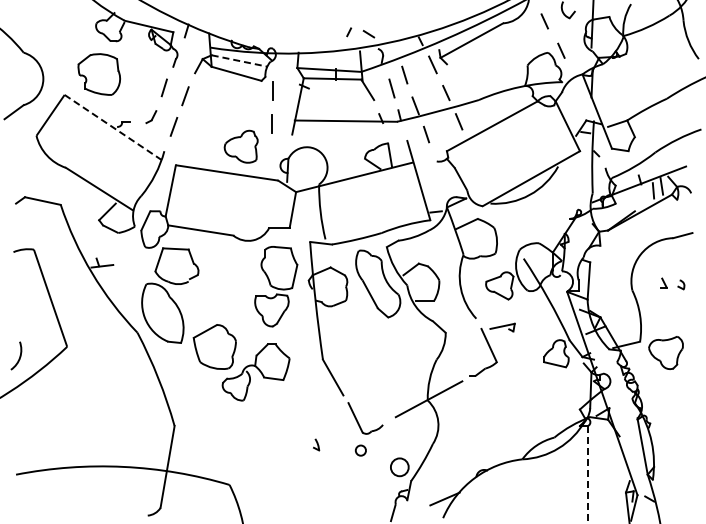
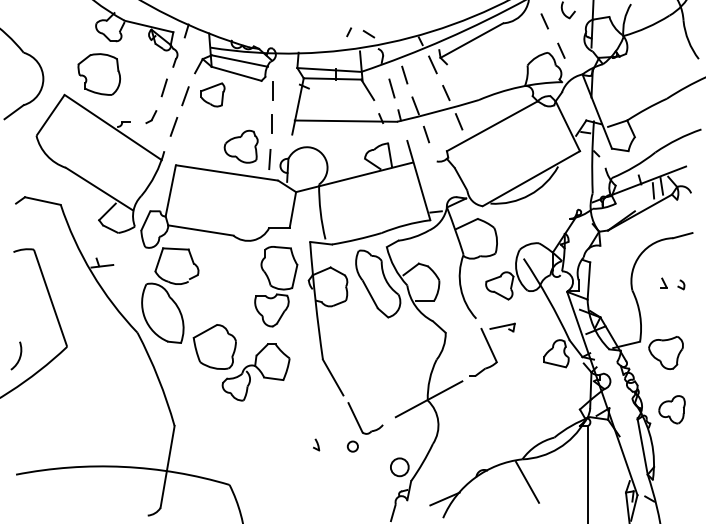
line: dashed -> solid (239, 61)
part: none -> present (212, 94)
line: dashed -> solid (113, 127)
line: none -> present (269, 159)
part: none -> present (671, 409)
circle position: (360, 450) -> (352, 446) (352, 446)
line: dashed -> solid (587, 475)
line: none -> present (527, 481)
